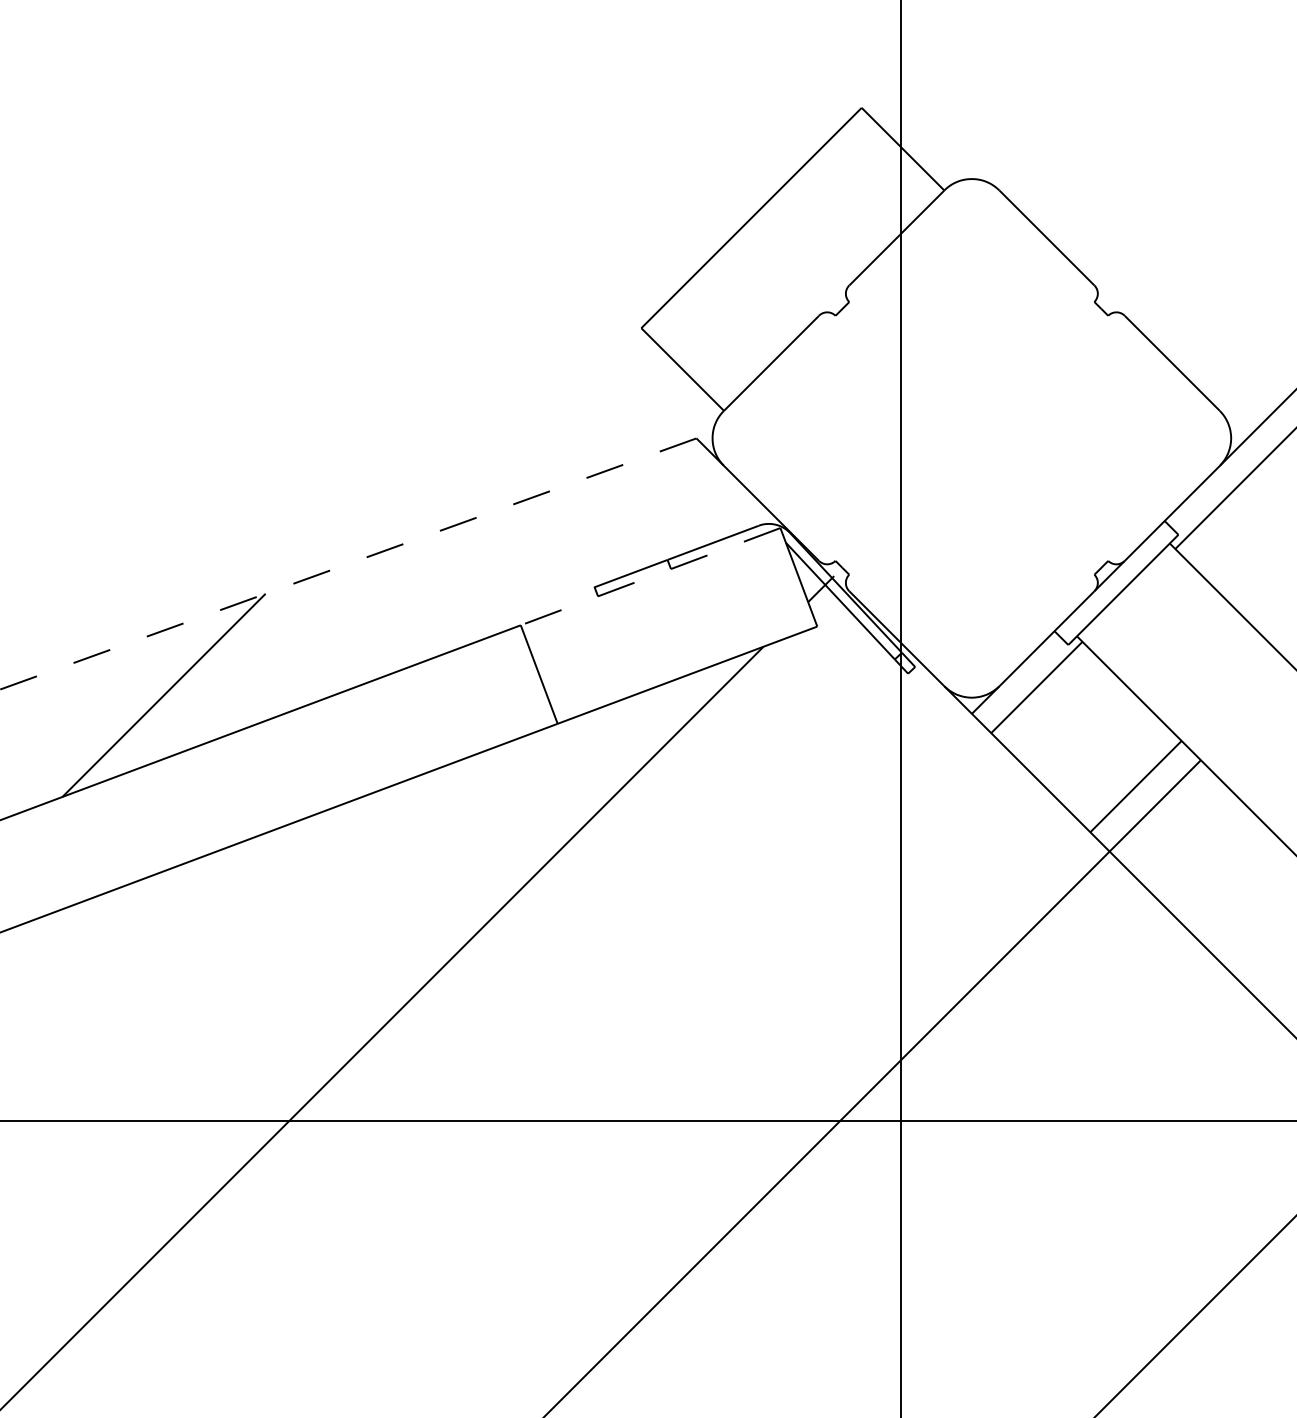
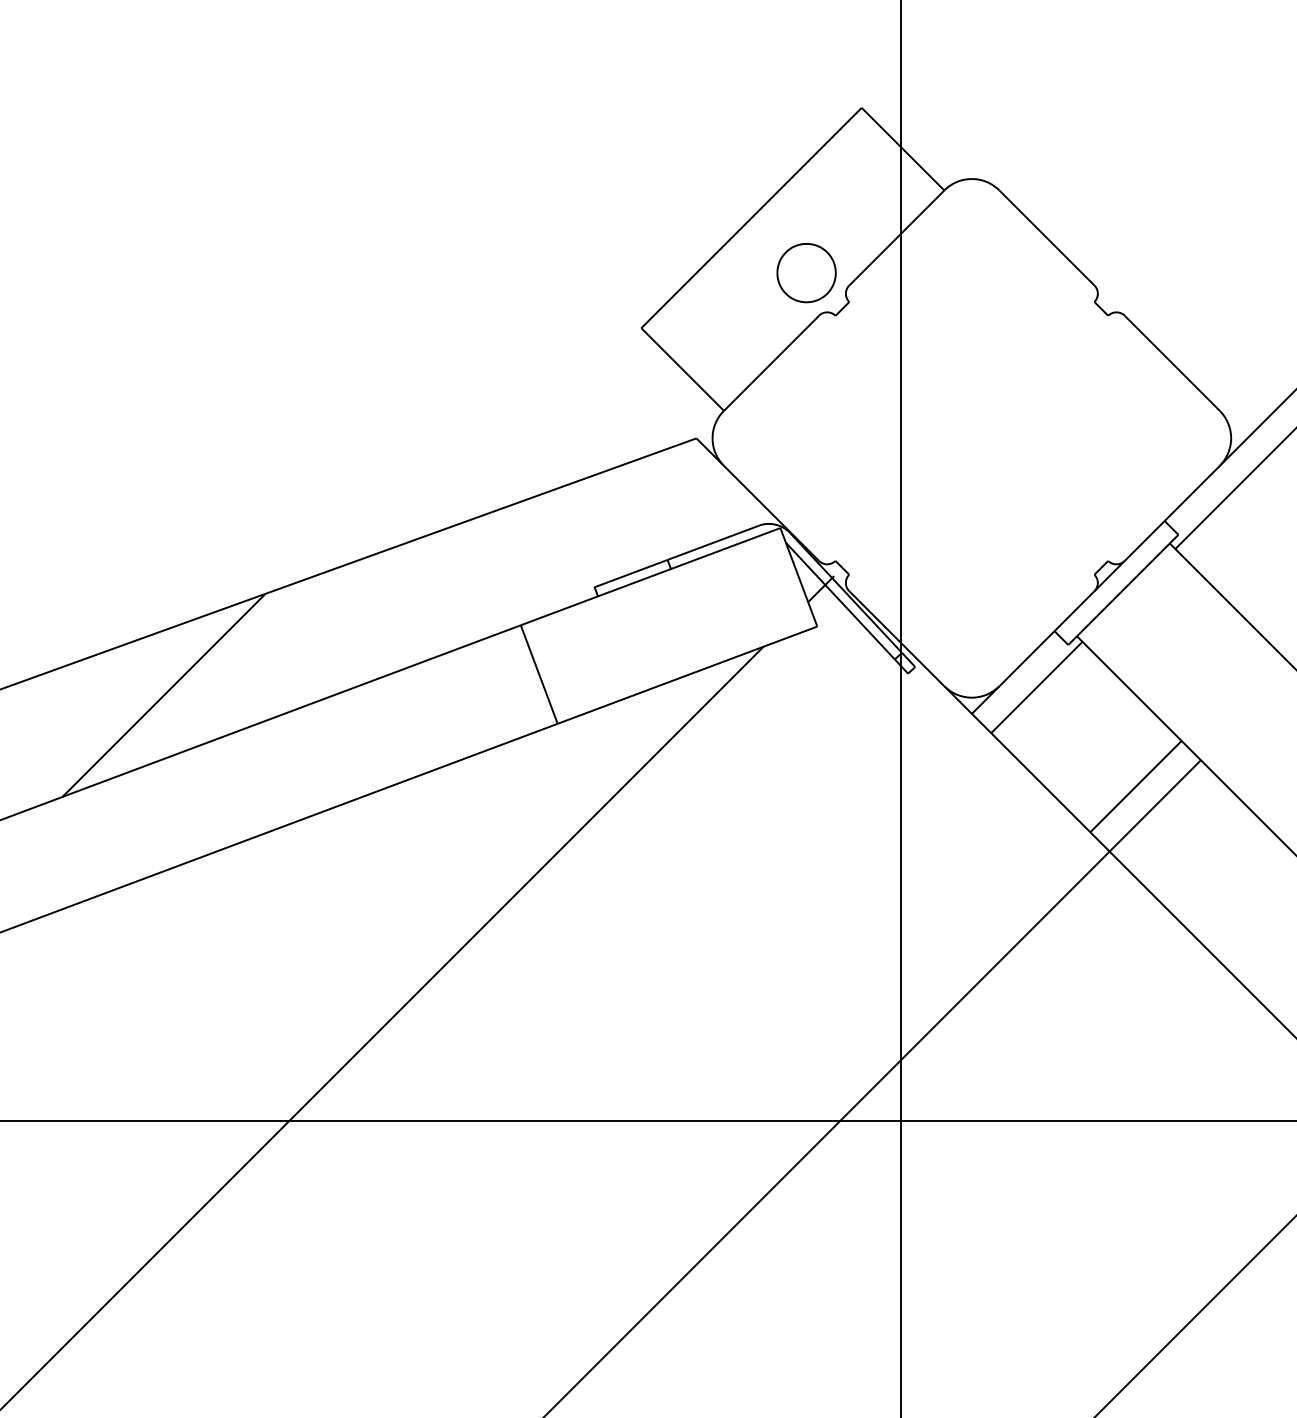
part: none -> present (806, 273)
line: dashed -> solid (348, 563)
line: dashed -> solid (650, 576)
